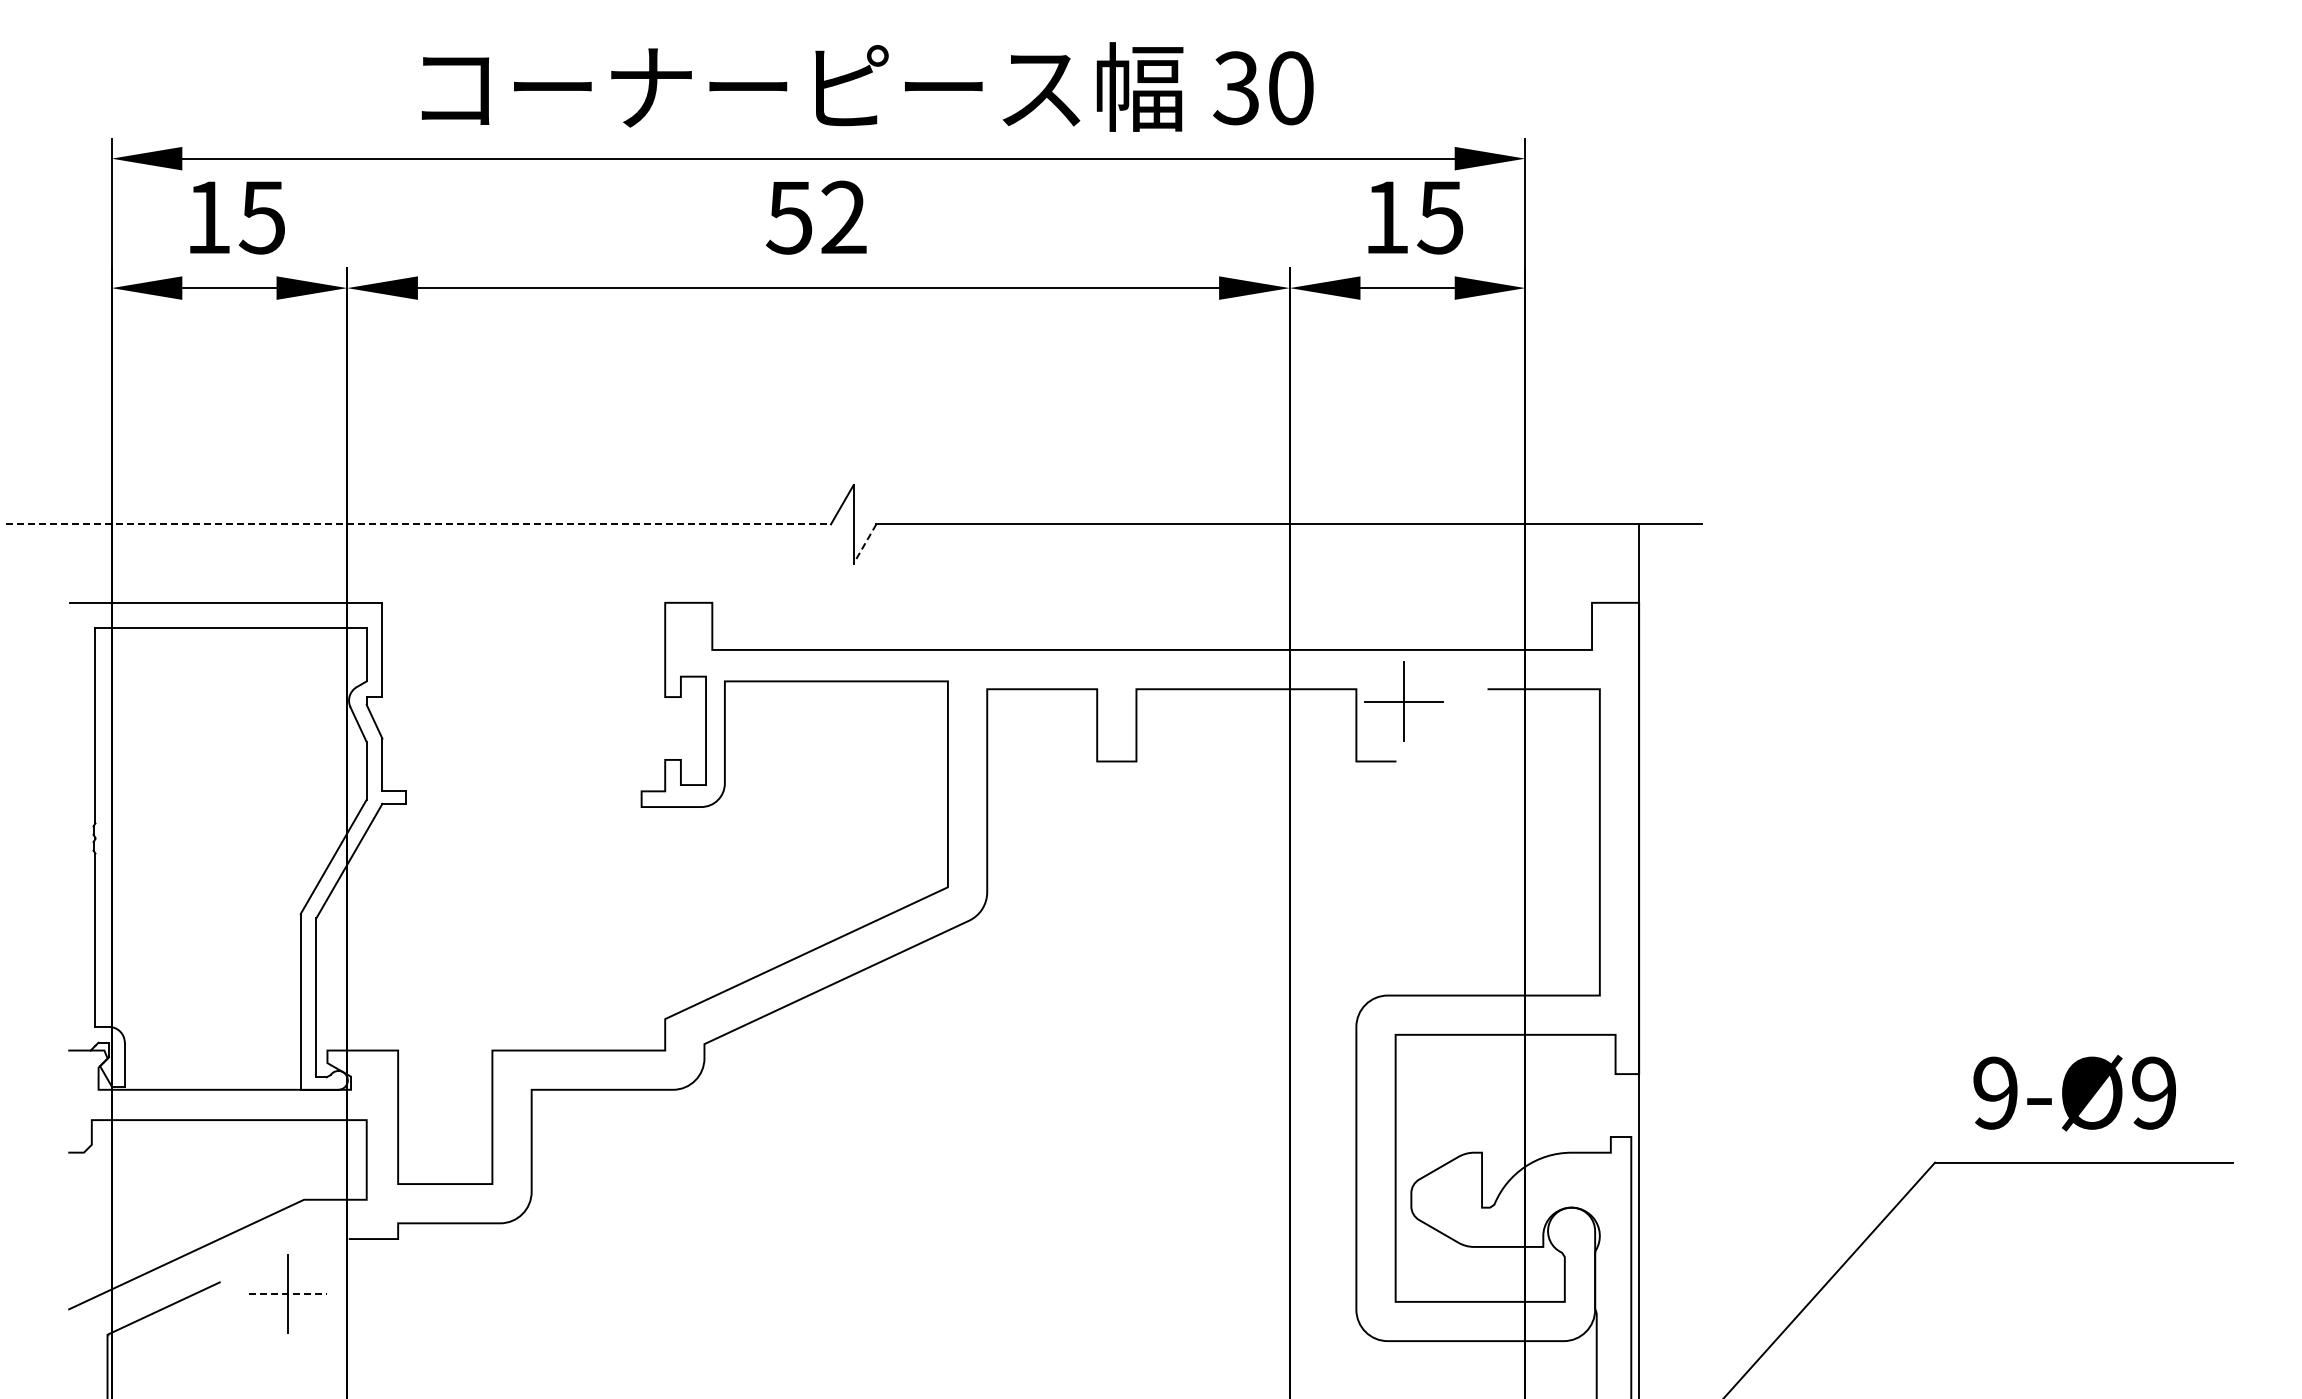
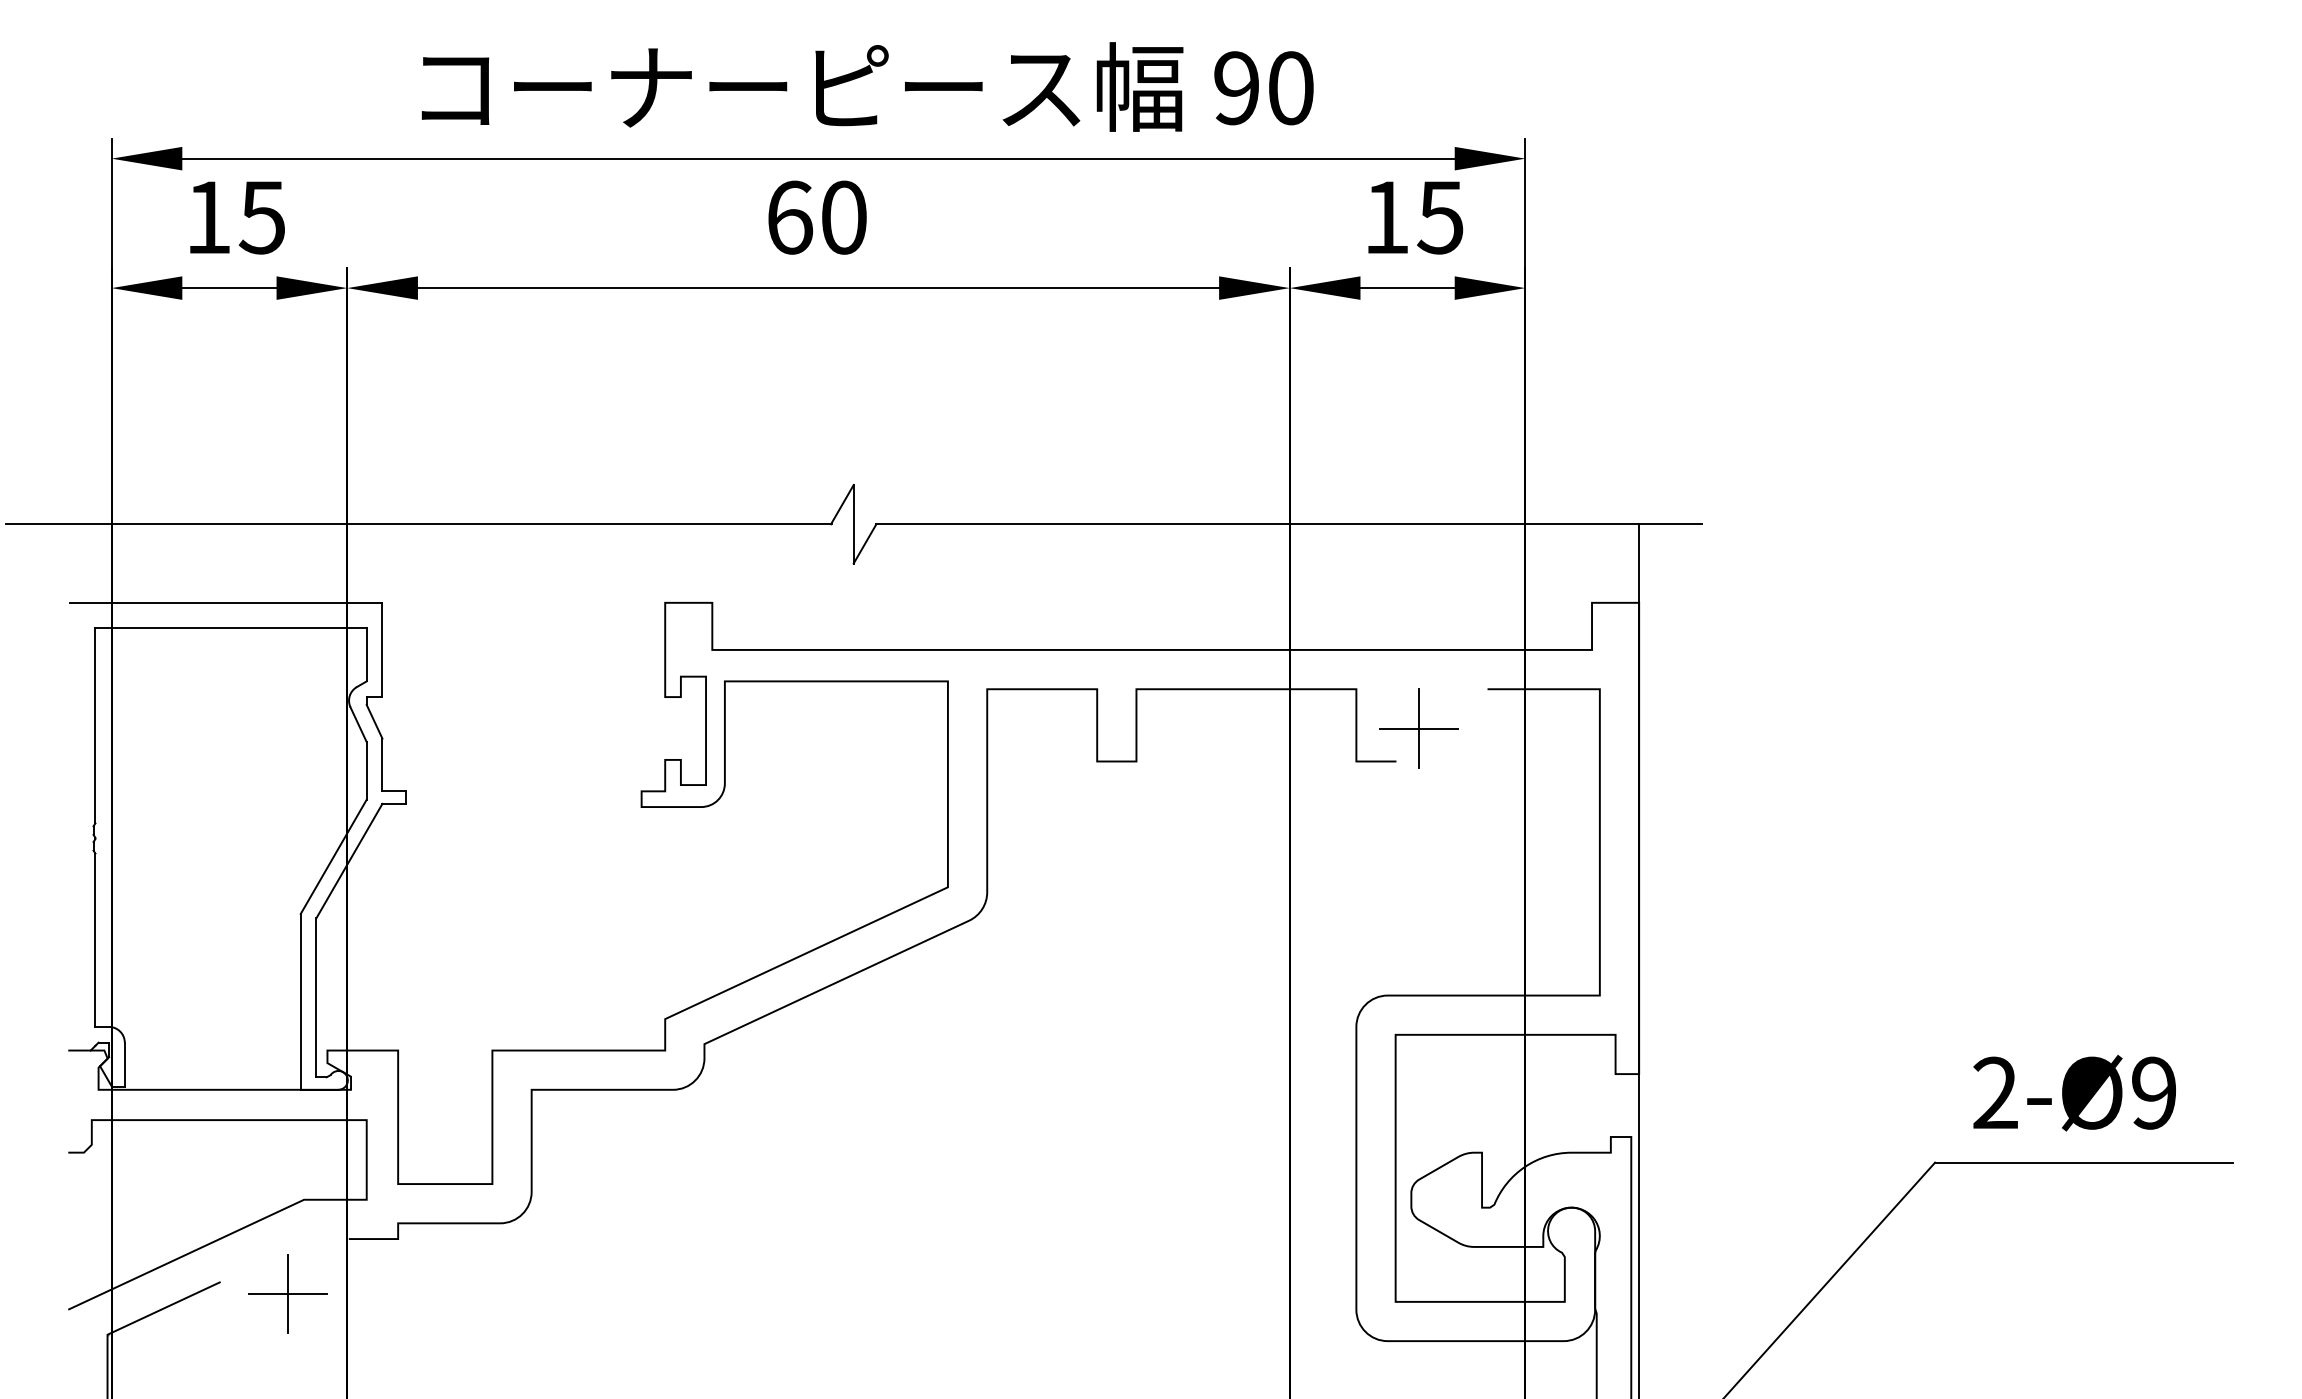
text: 30 -> 90 (1235, 88)
text: 52 -> 60 (816, 217)
line: dashed -> solid (419, 524)
line: dashed -> solid (865, 543)
part position: (1403, 701) -> (1418, 728) (1418, 728)
text: 9-Ø9 -> 2-Ø9 (1995, 1093)
line: dashed -> solid (288, 1294)
